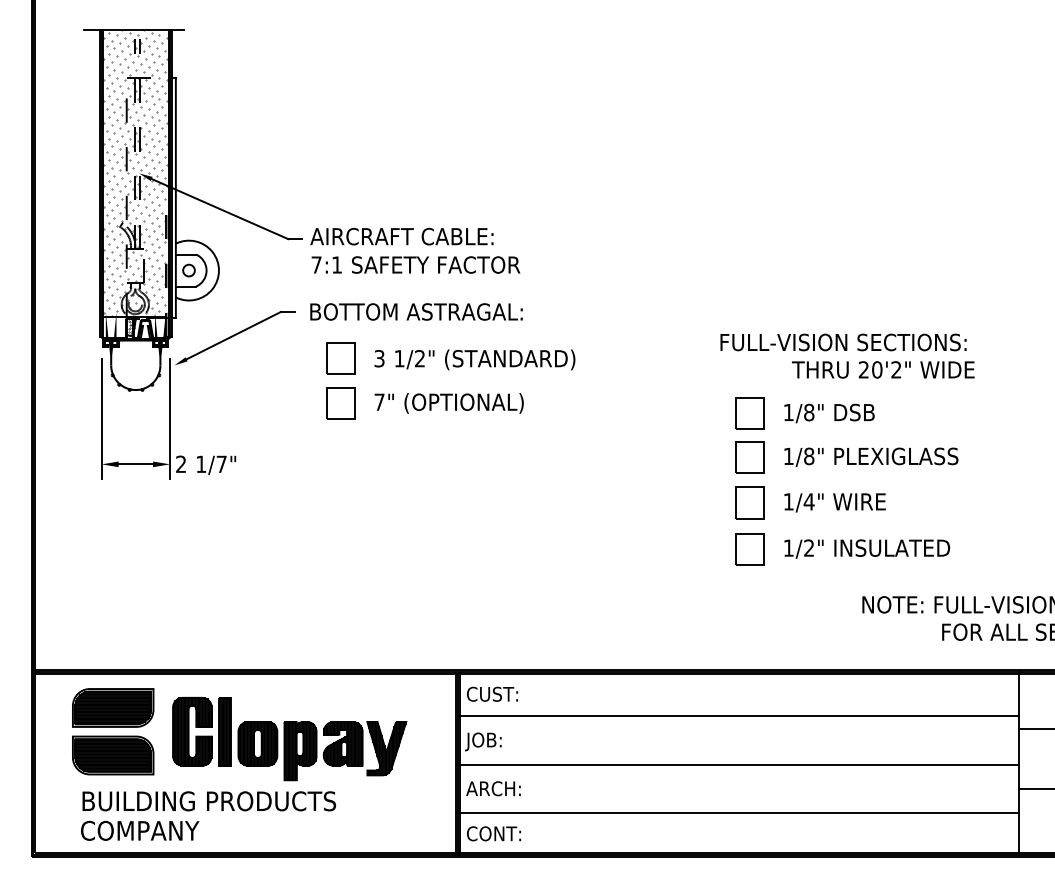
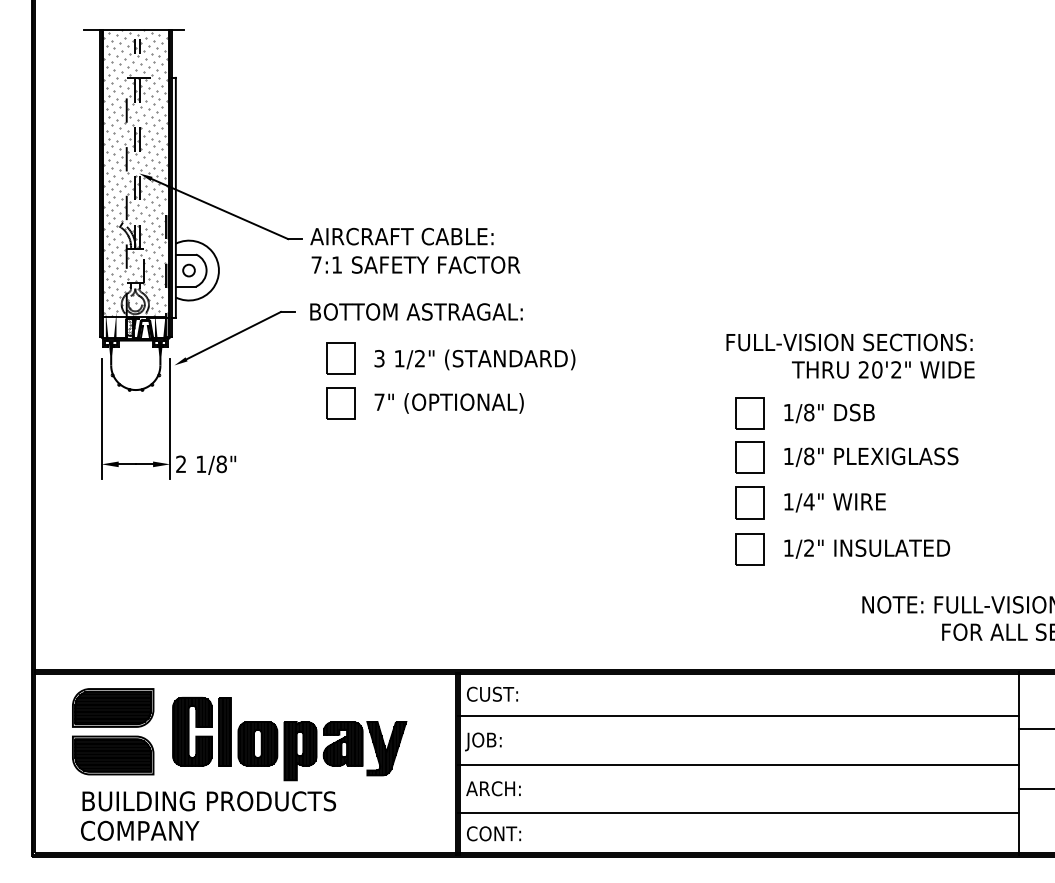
text position: (843, 342) -> (849, 342) (849, 342)
text: 1/7" -> 1/8" (221, 464)
